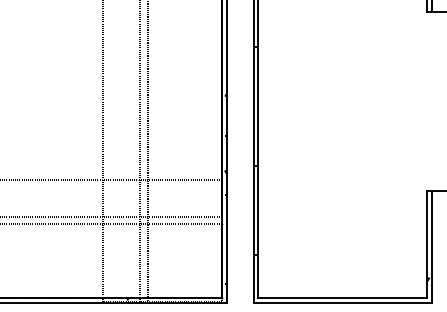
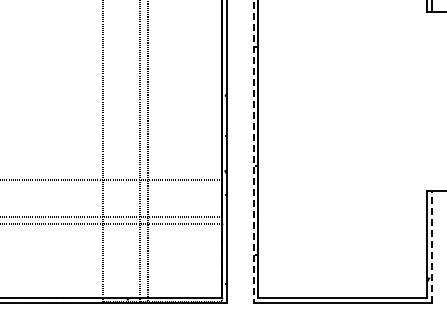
line: solid -> dashed (253, 152)
line: solid -> dashed (431, 246)
